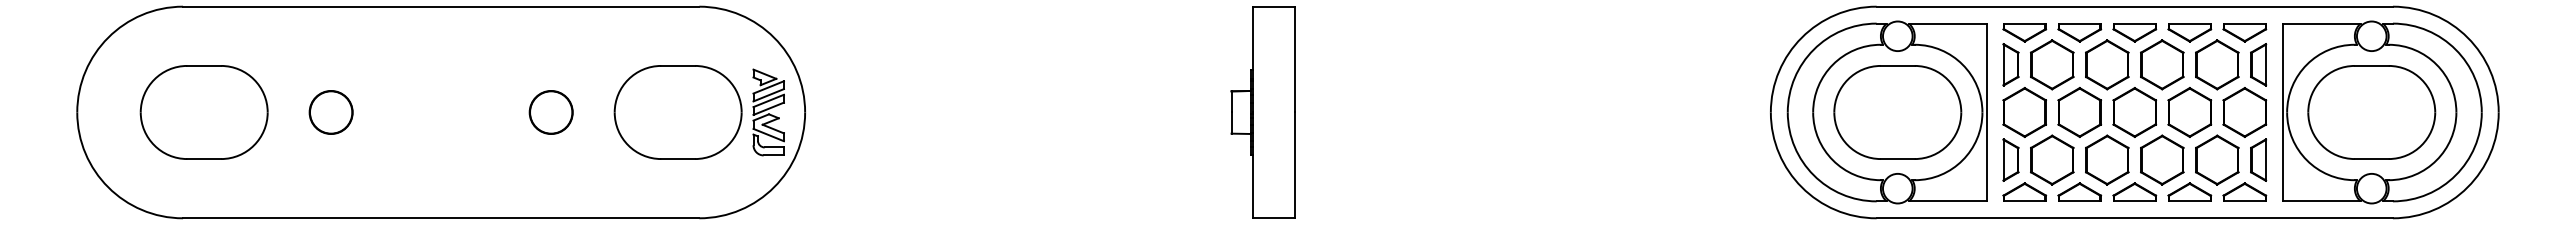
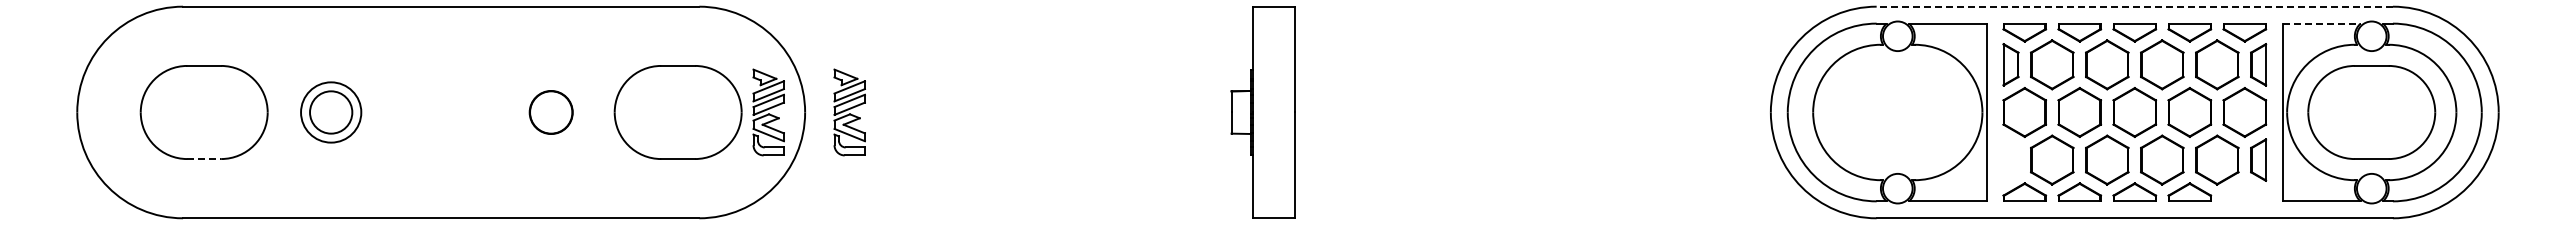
line: solid -> dashed (2134, 6)
line: solid -> dashed (2321, 23)
circle diameter: 43 px -> 60 px (331, 112)
part: none -> present (849, 112)
part: present -> none (1897, 112)
line: solid -> dashed (204, 159)
part: present -> none (2010, 159)
part: present -> none (2244, 191)
